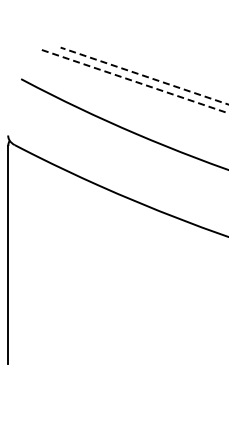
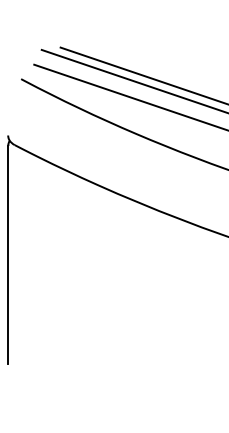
line: dashed -> solid (144, 76)
line: dashed -> solid (135, 81)
line: none -> present (129, 96)
